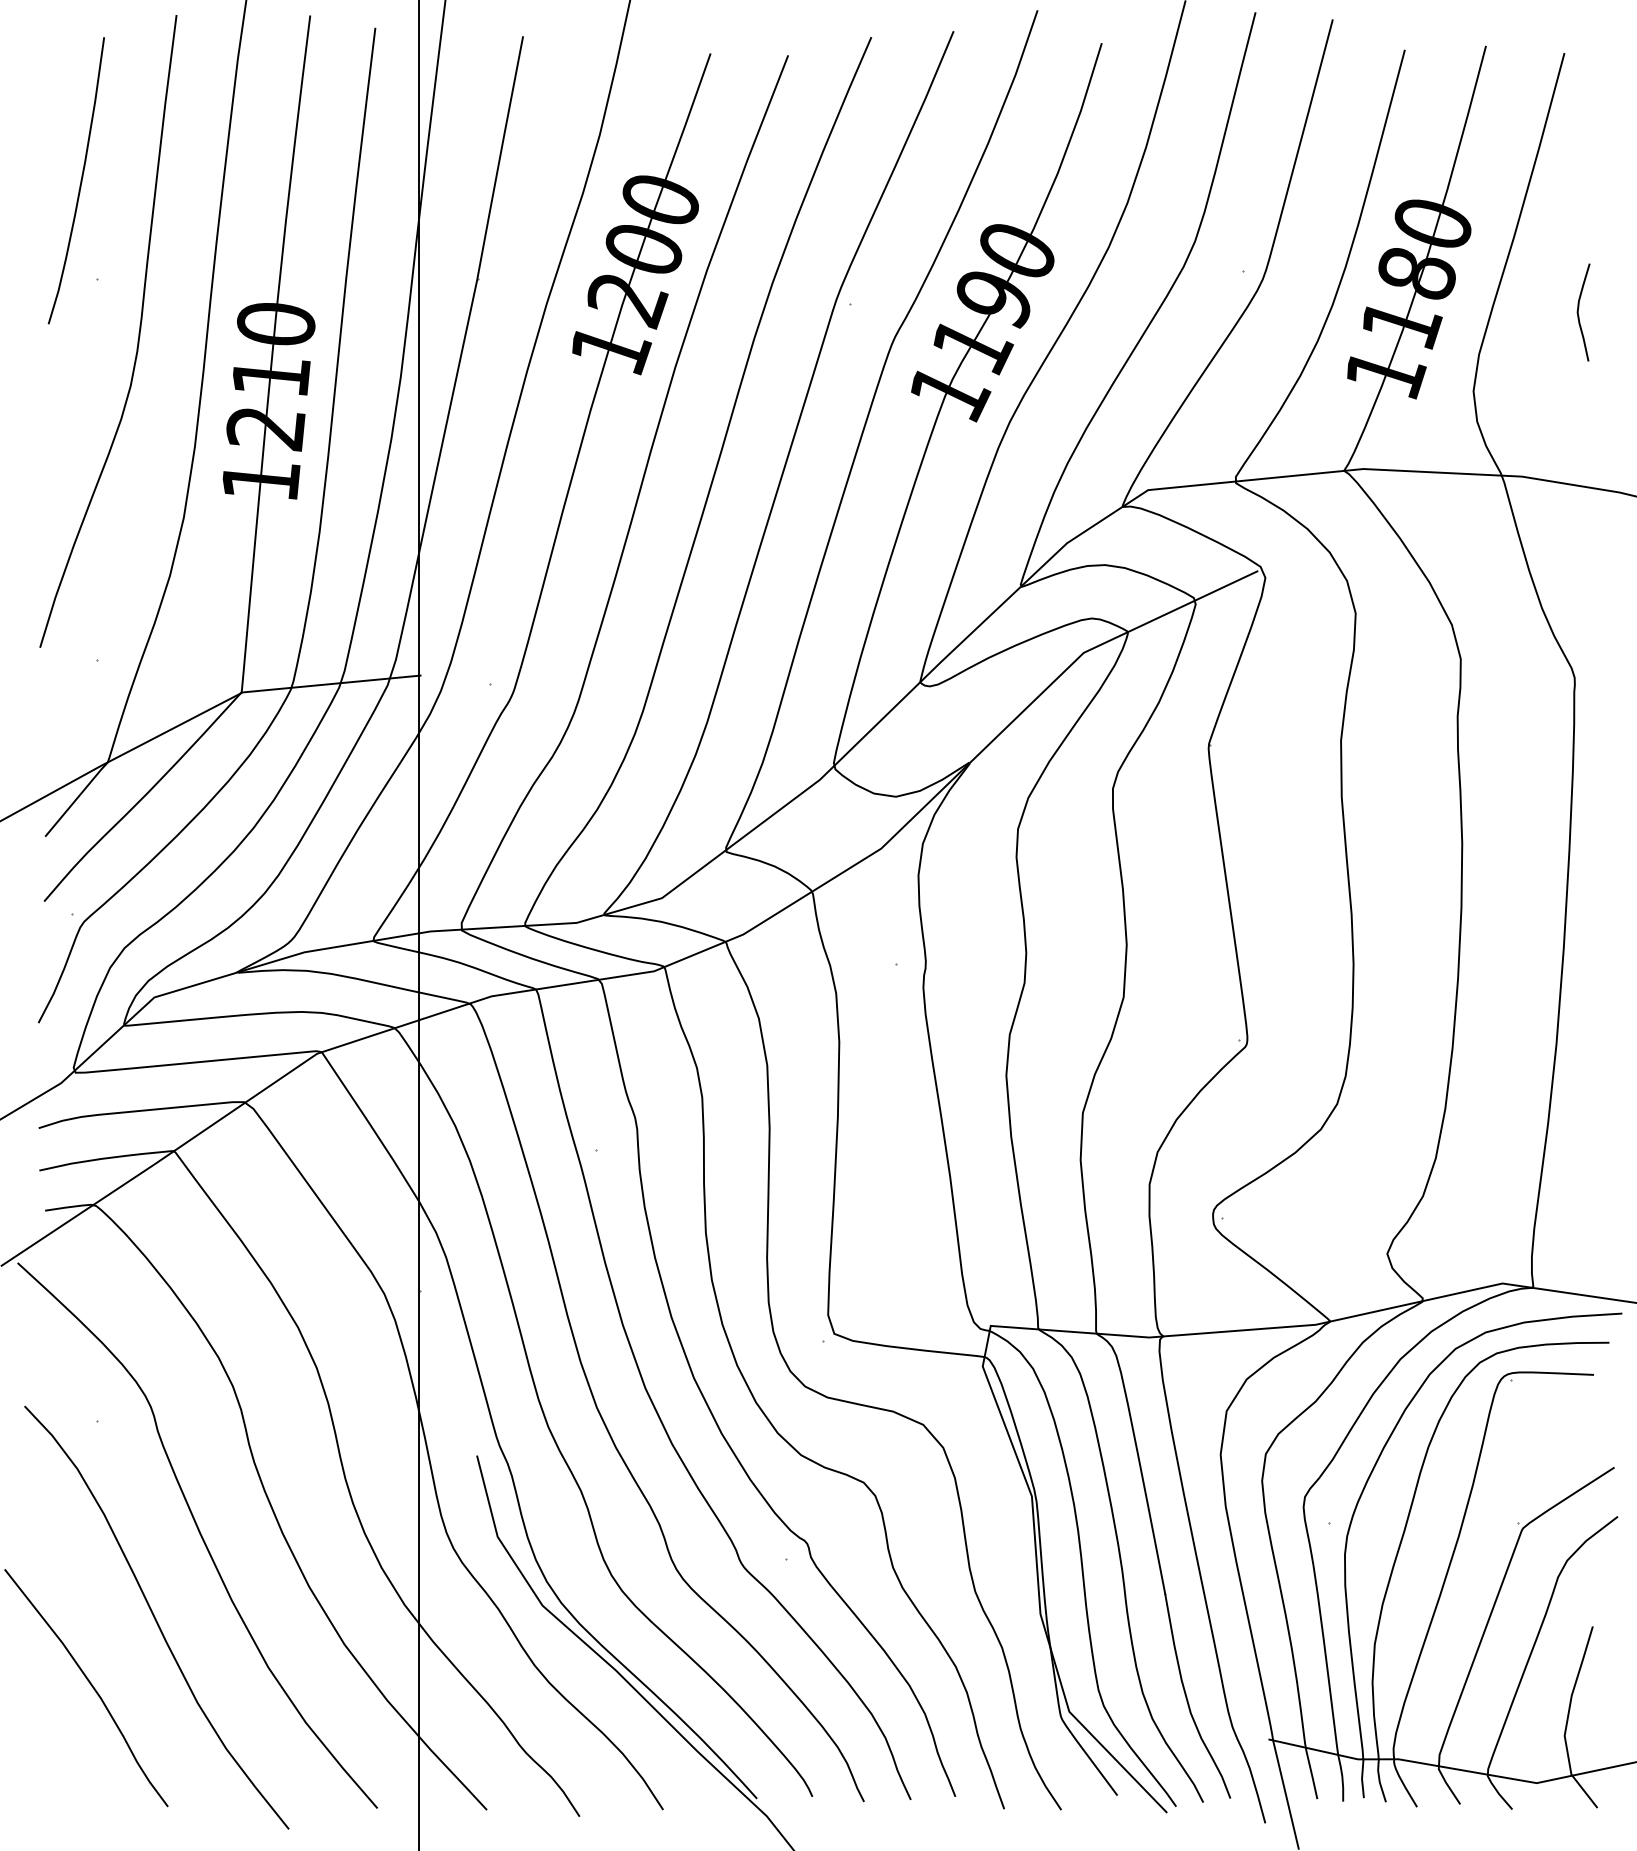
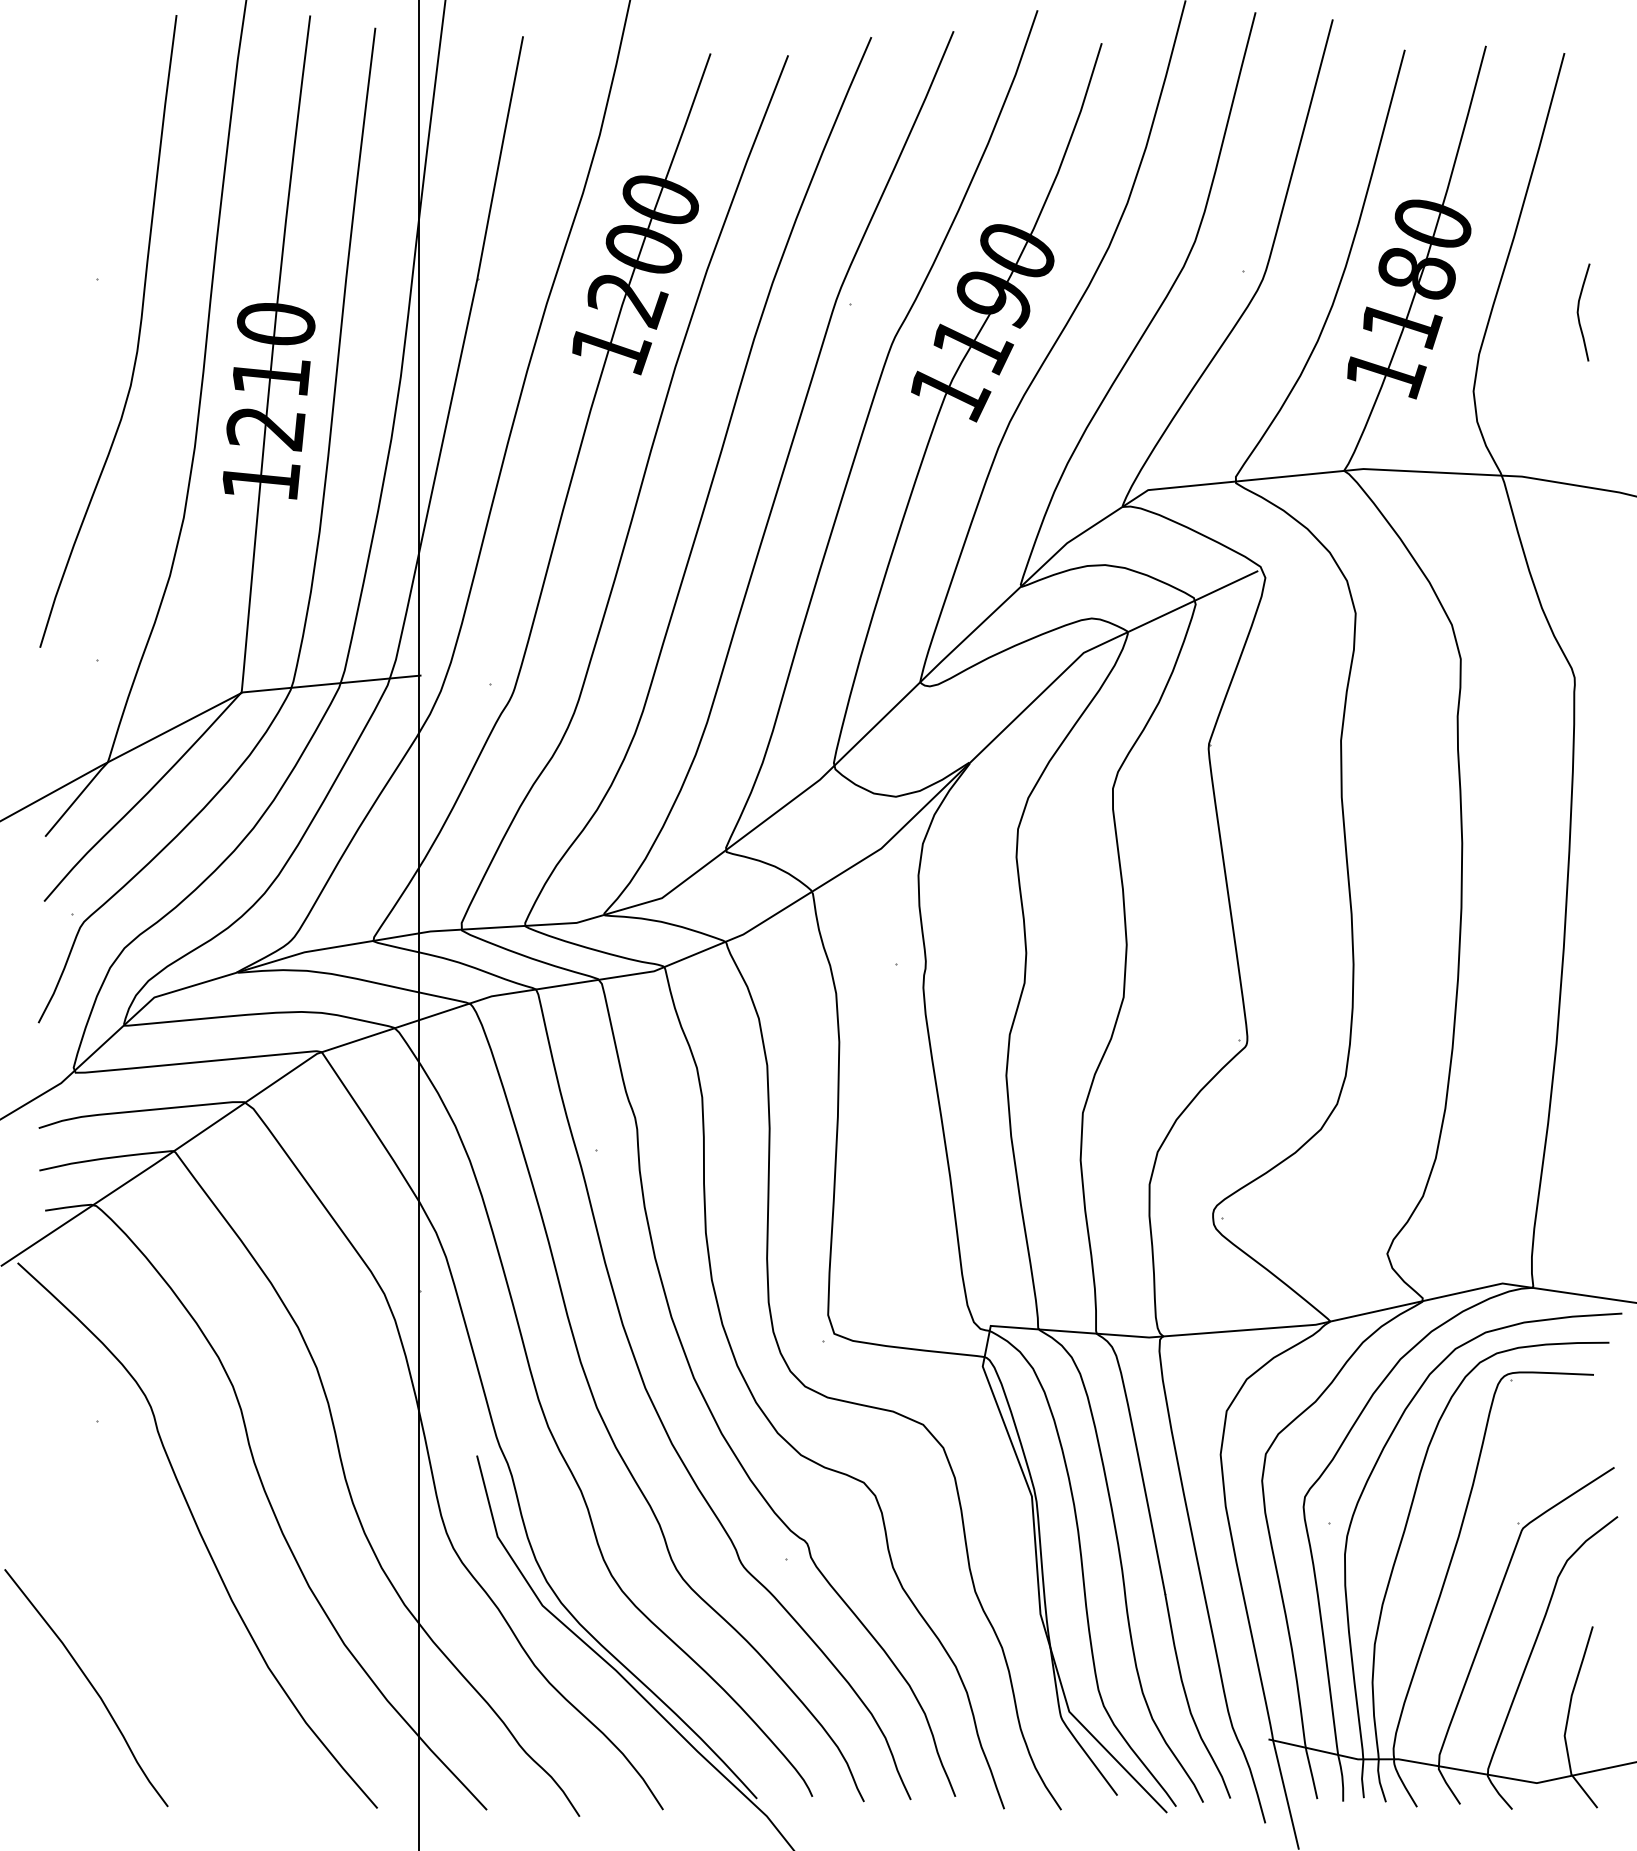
curve: present -> none (80, 180)
curve: present -> none (155, 1617)
